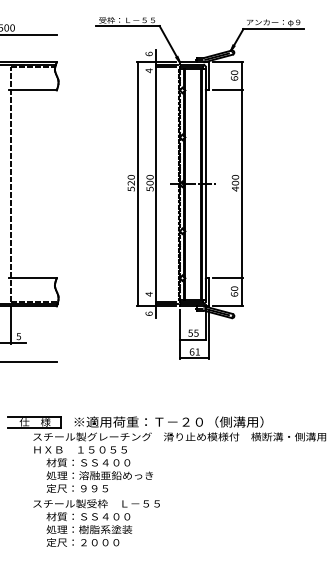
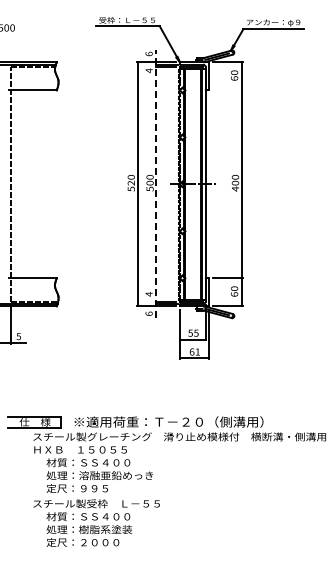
line: present -> none (29, 35)
line: present -> none (227, 90)
line: solid -> dashed (156, 184)
line: present -> none (29, 361)
